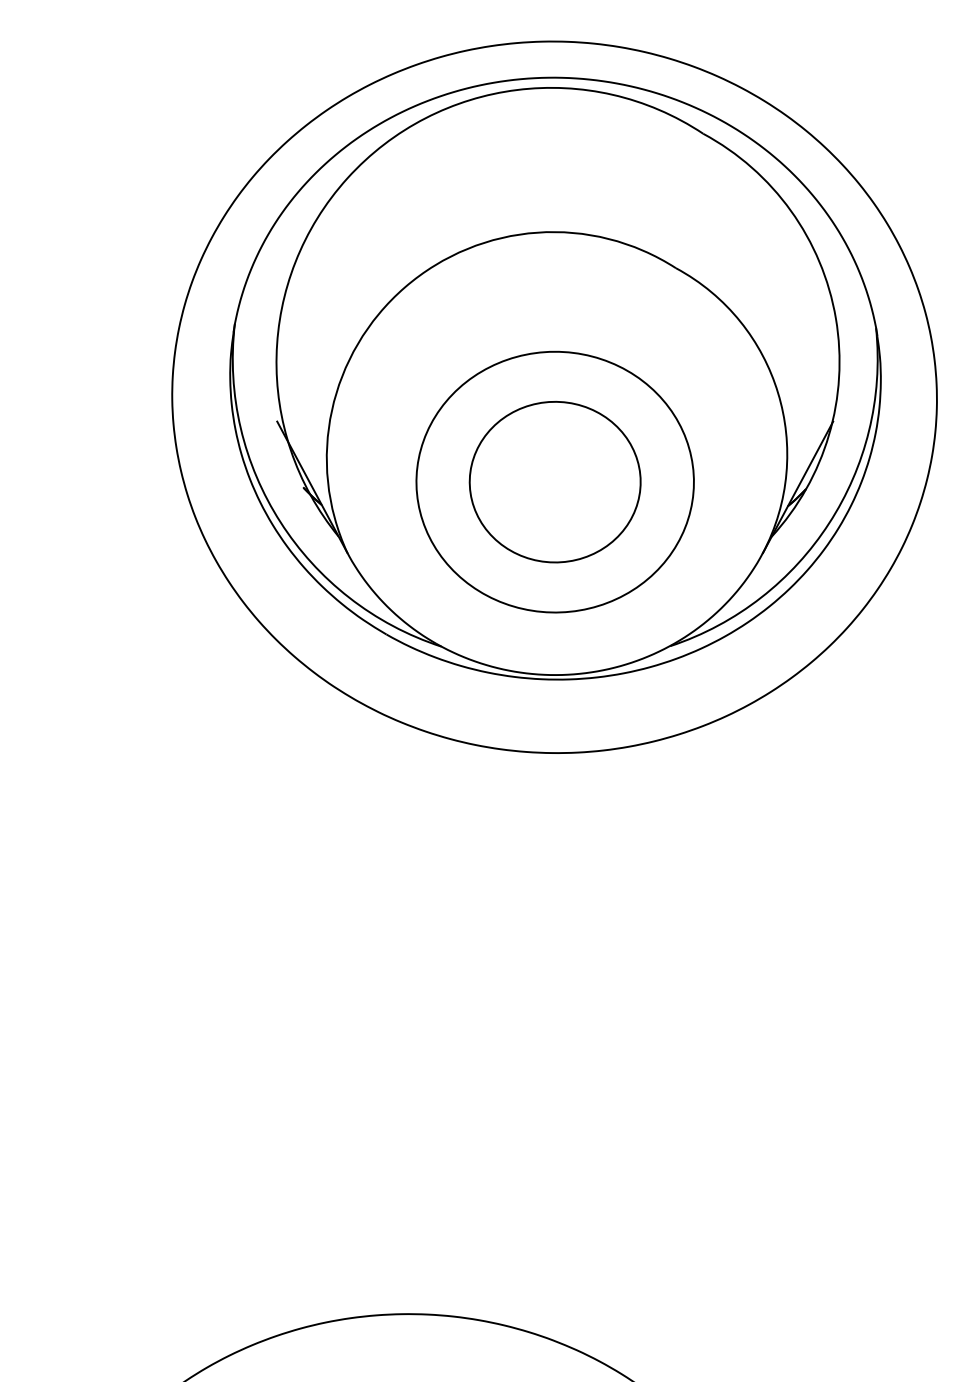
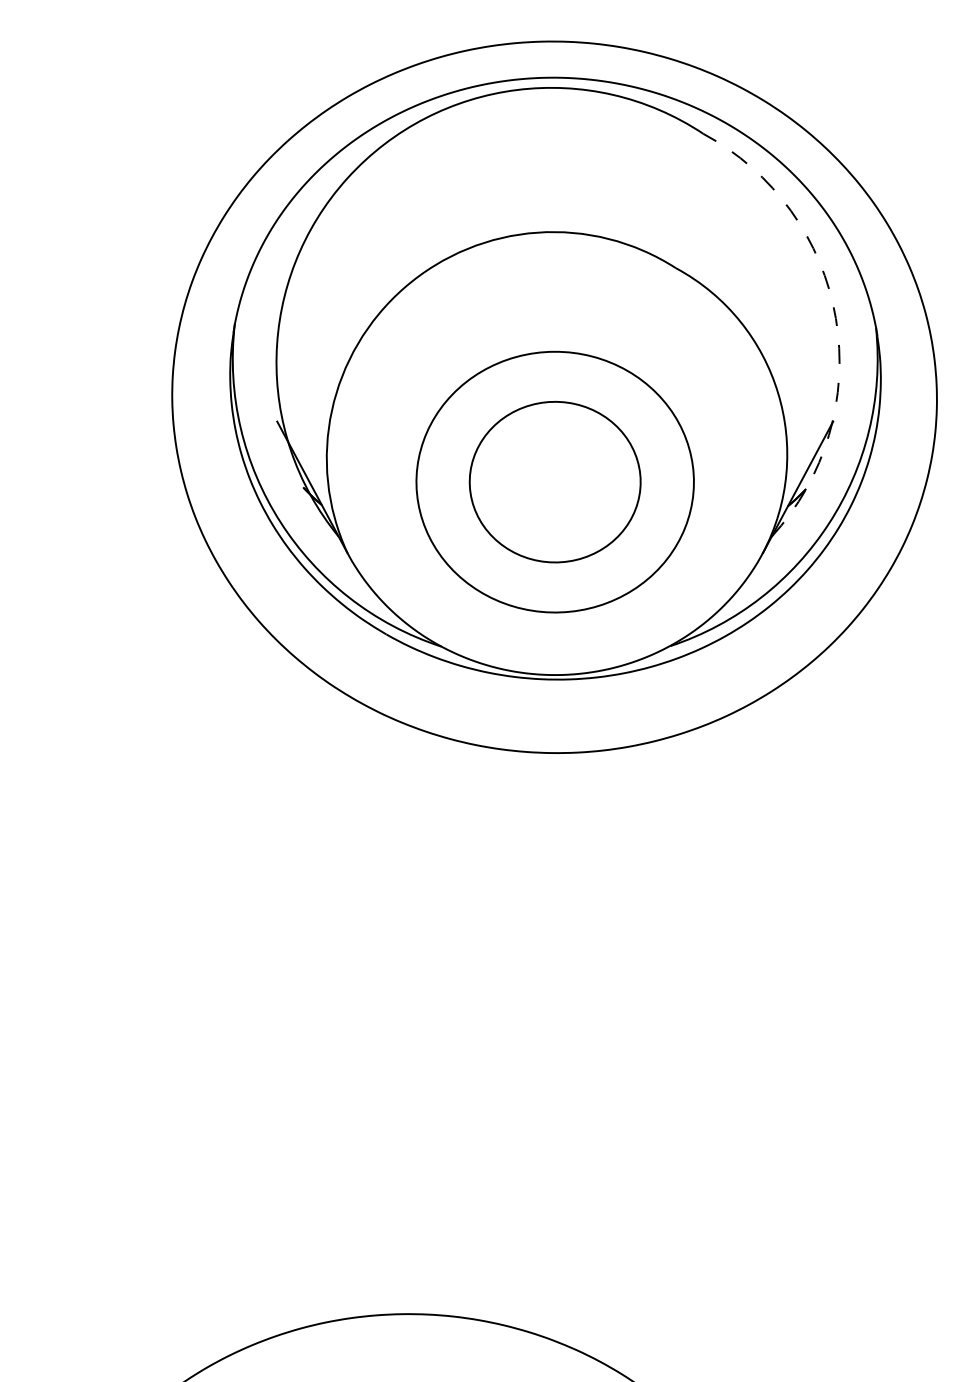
arc: solid -> dashed (835, 318)
